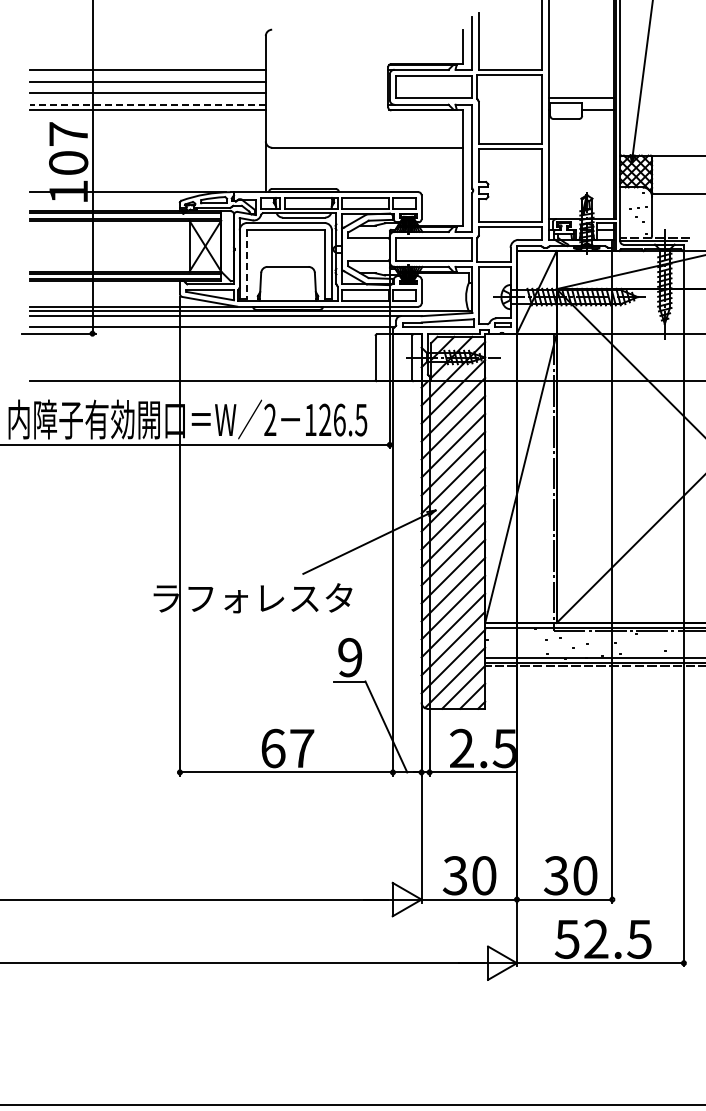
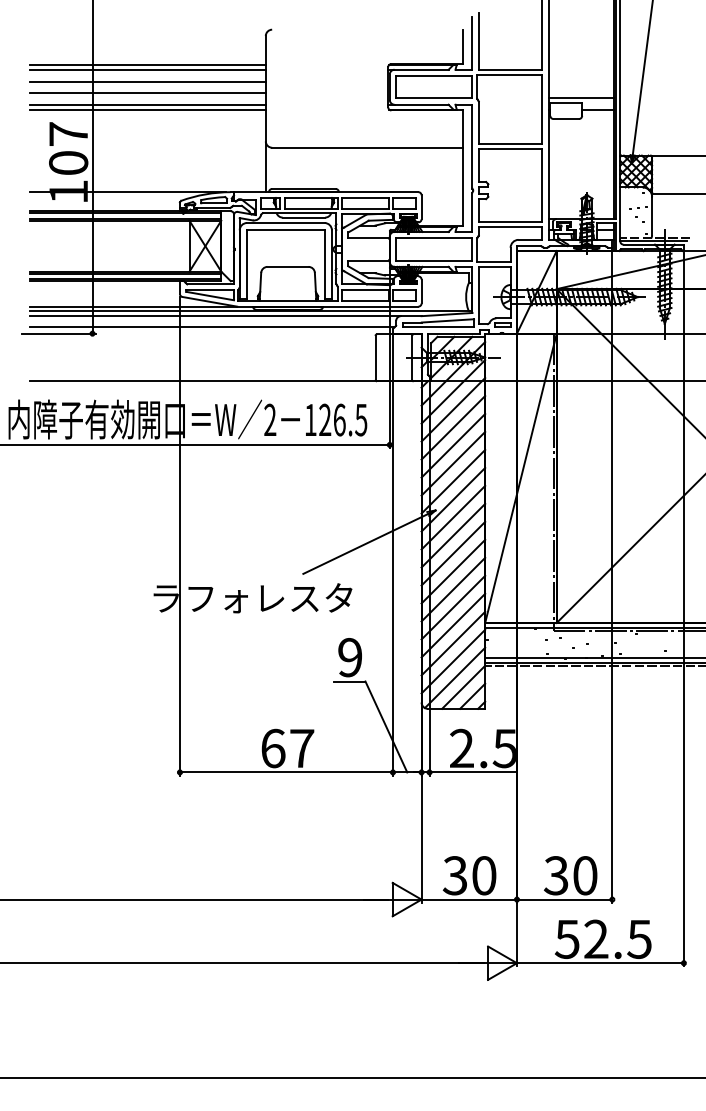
line: none -> present (147, 64)
line: dashed -> solid (147, 104)
line: dashed -> solid (247, 265)
line position: (352, 1104) -> (352, 1077) (352, 1077)
